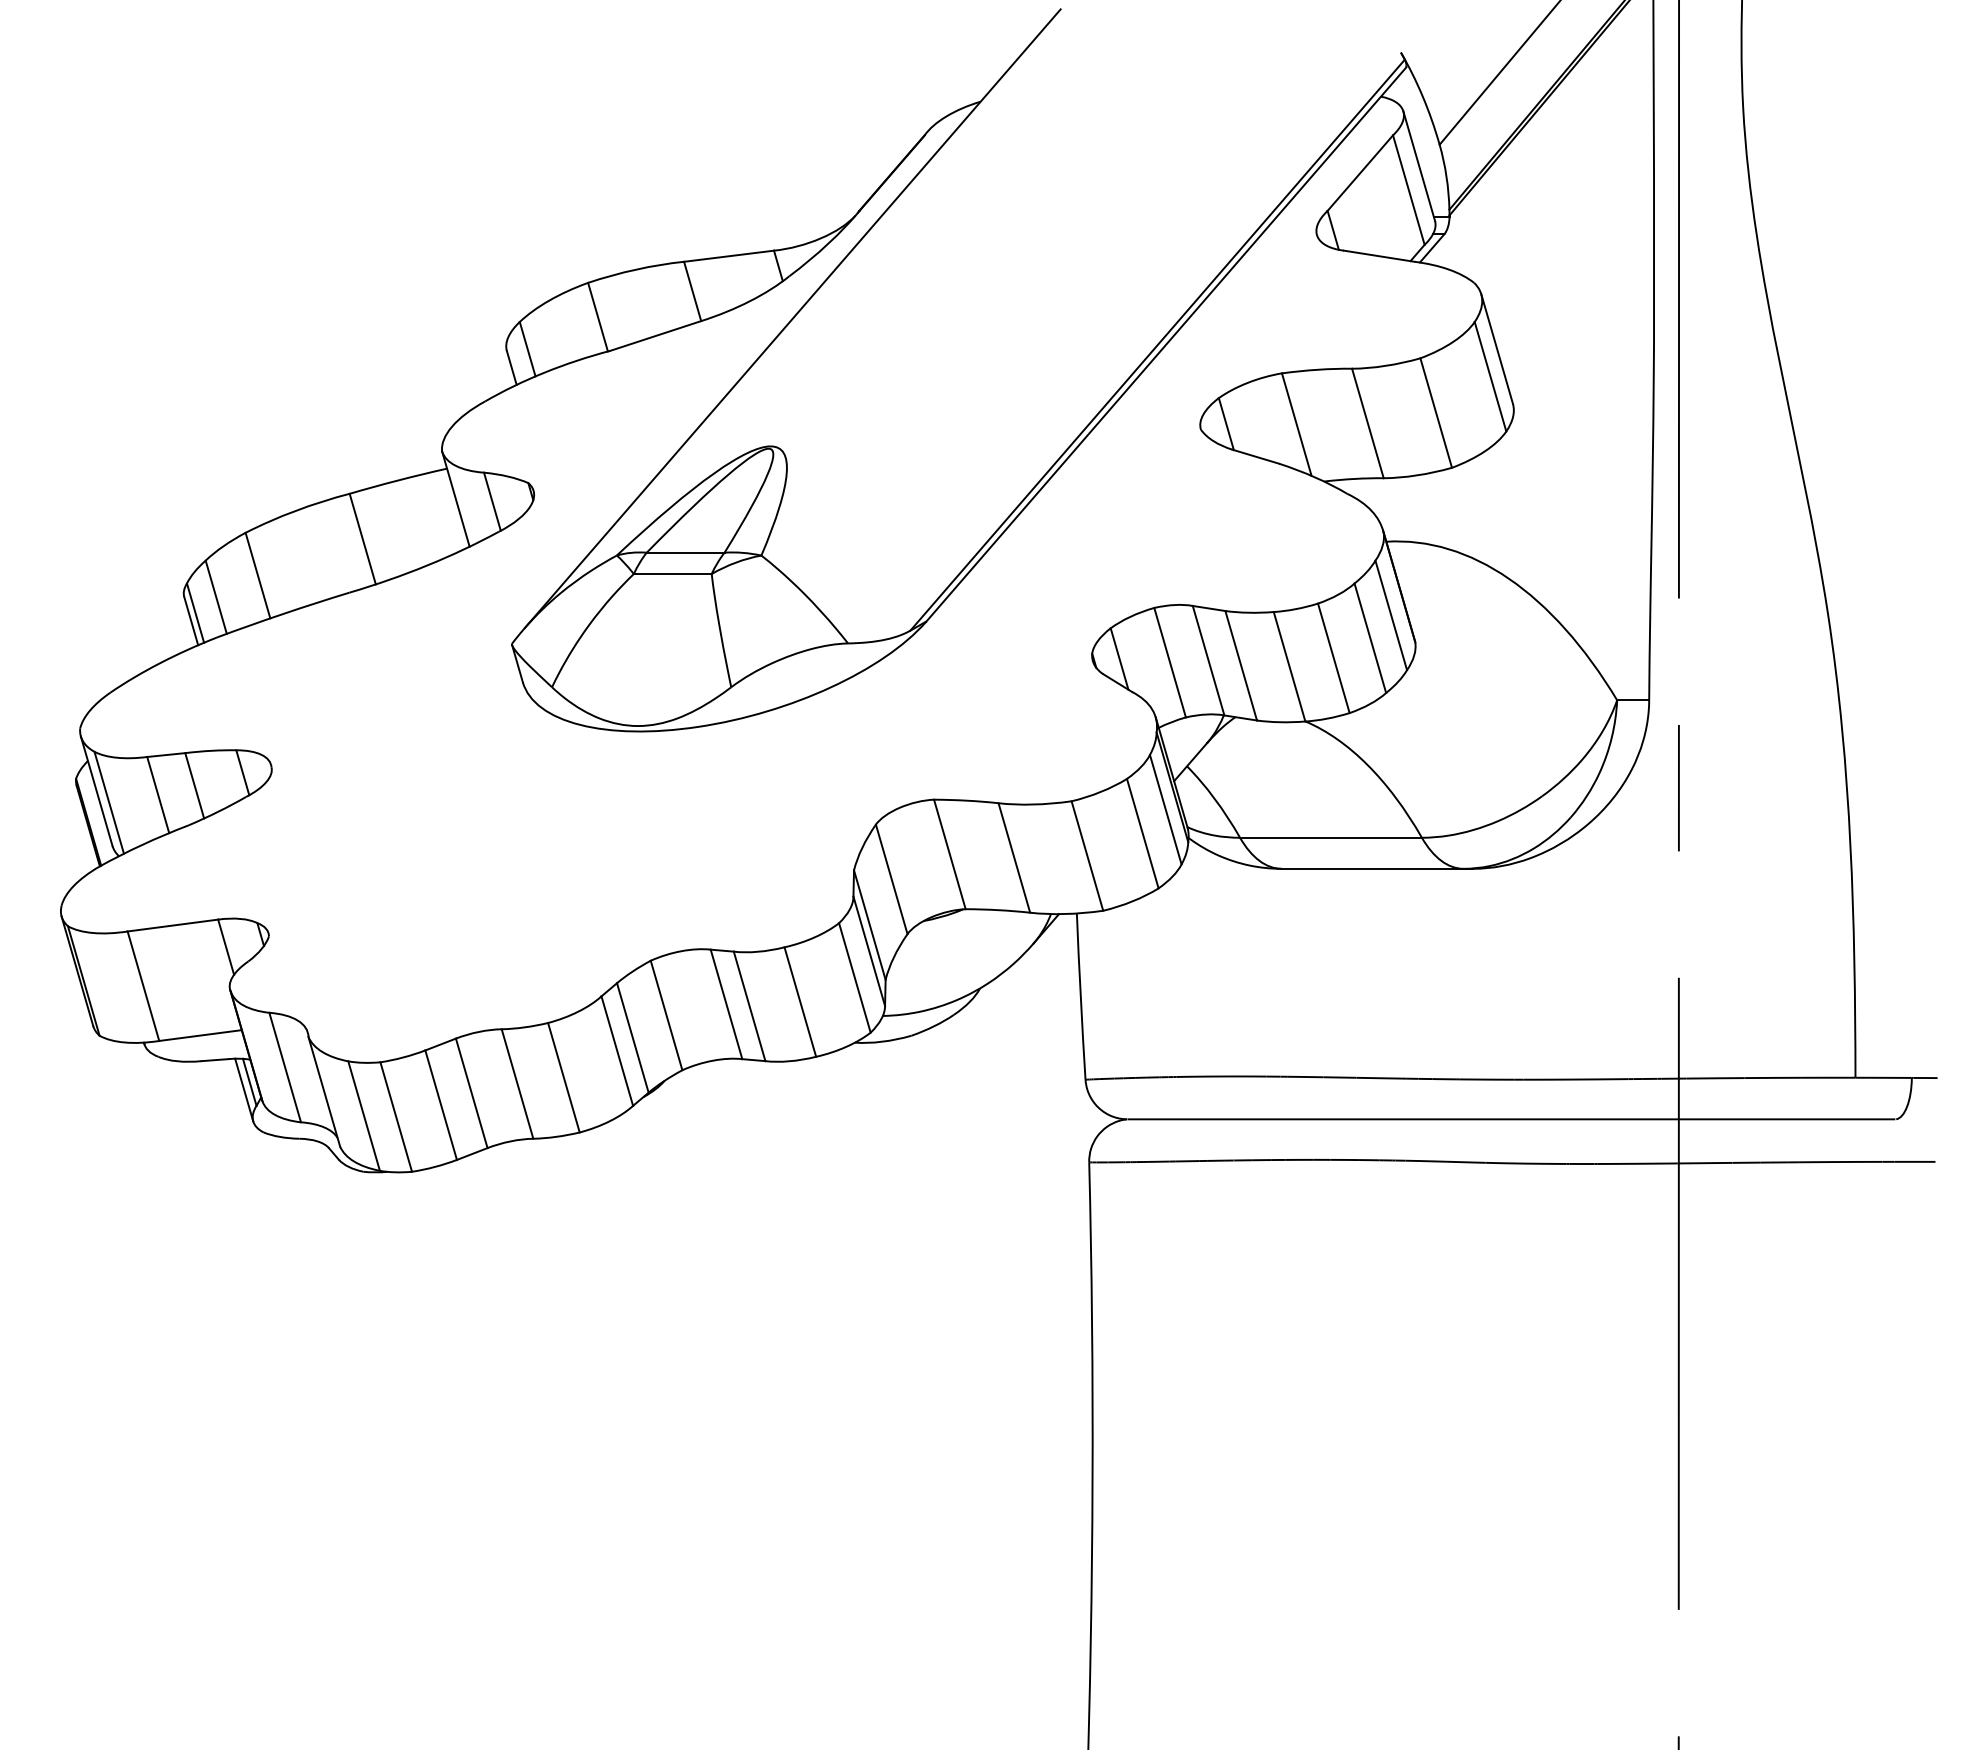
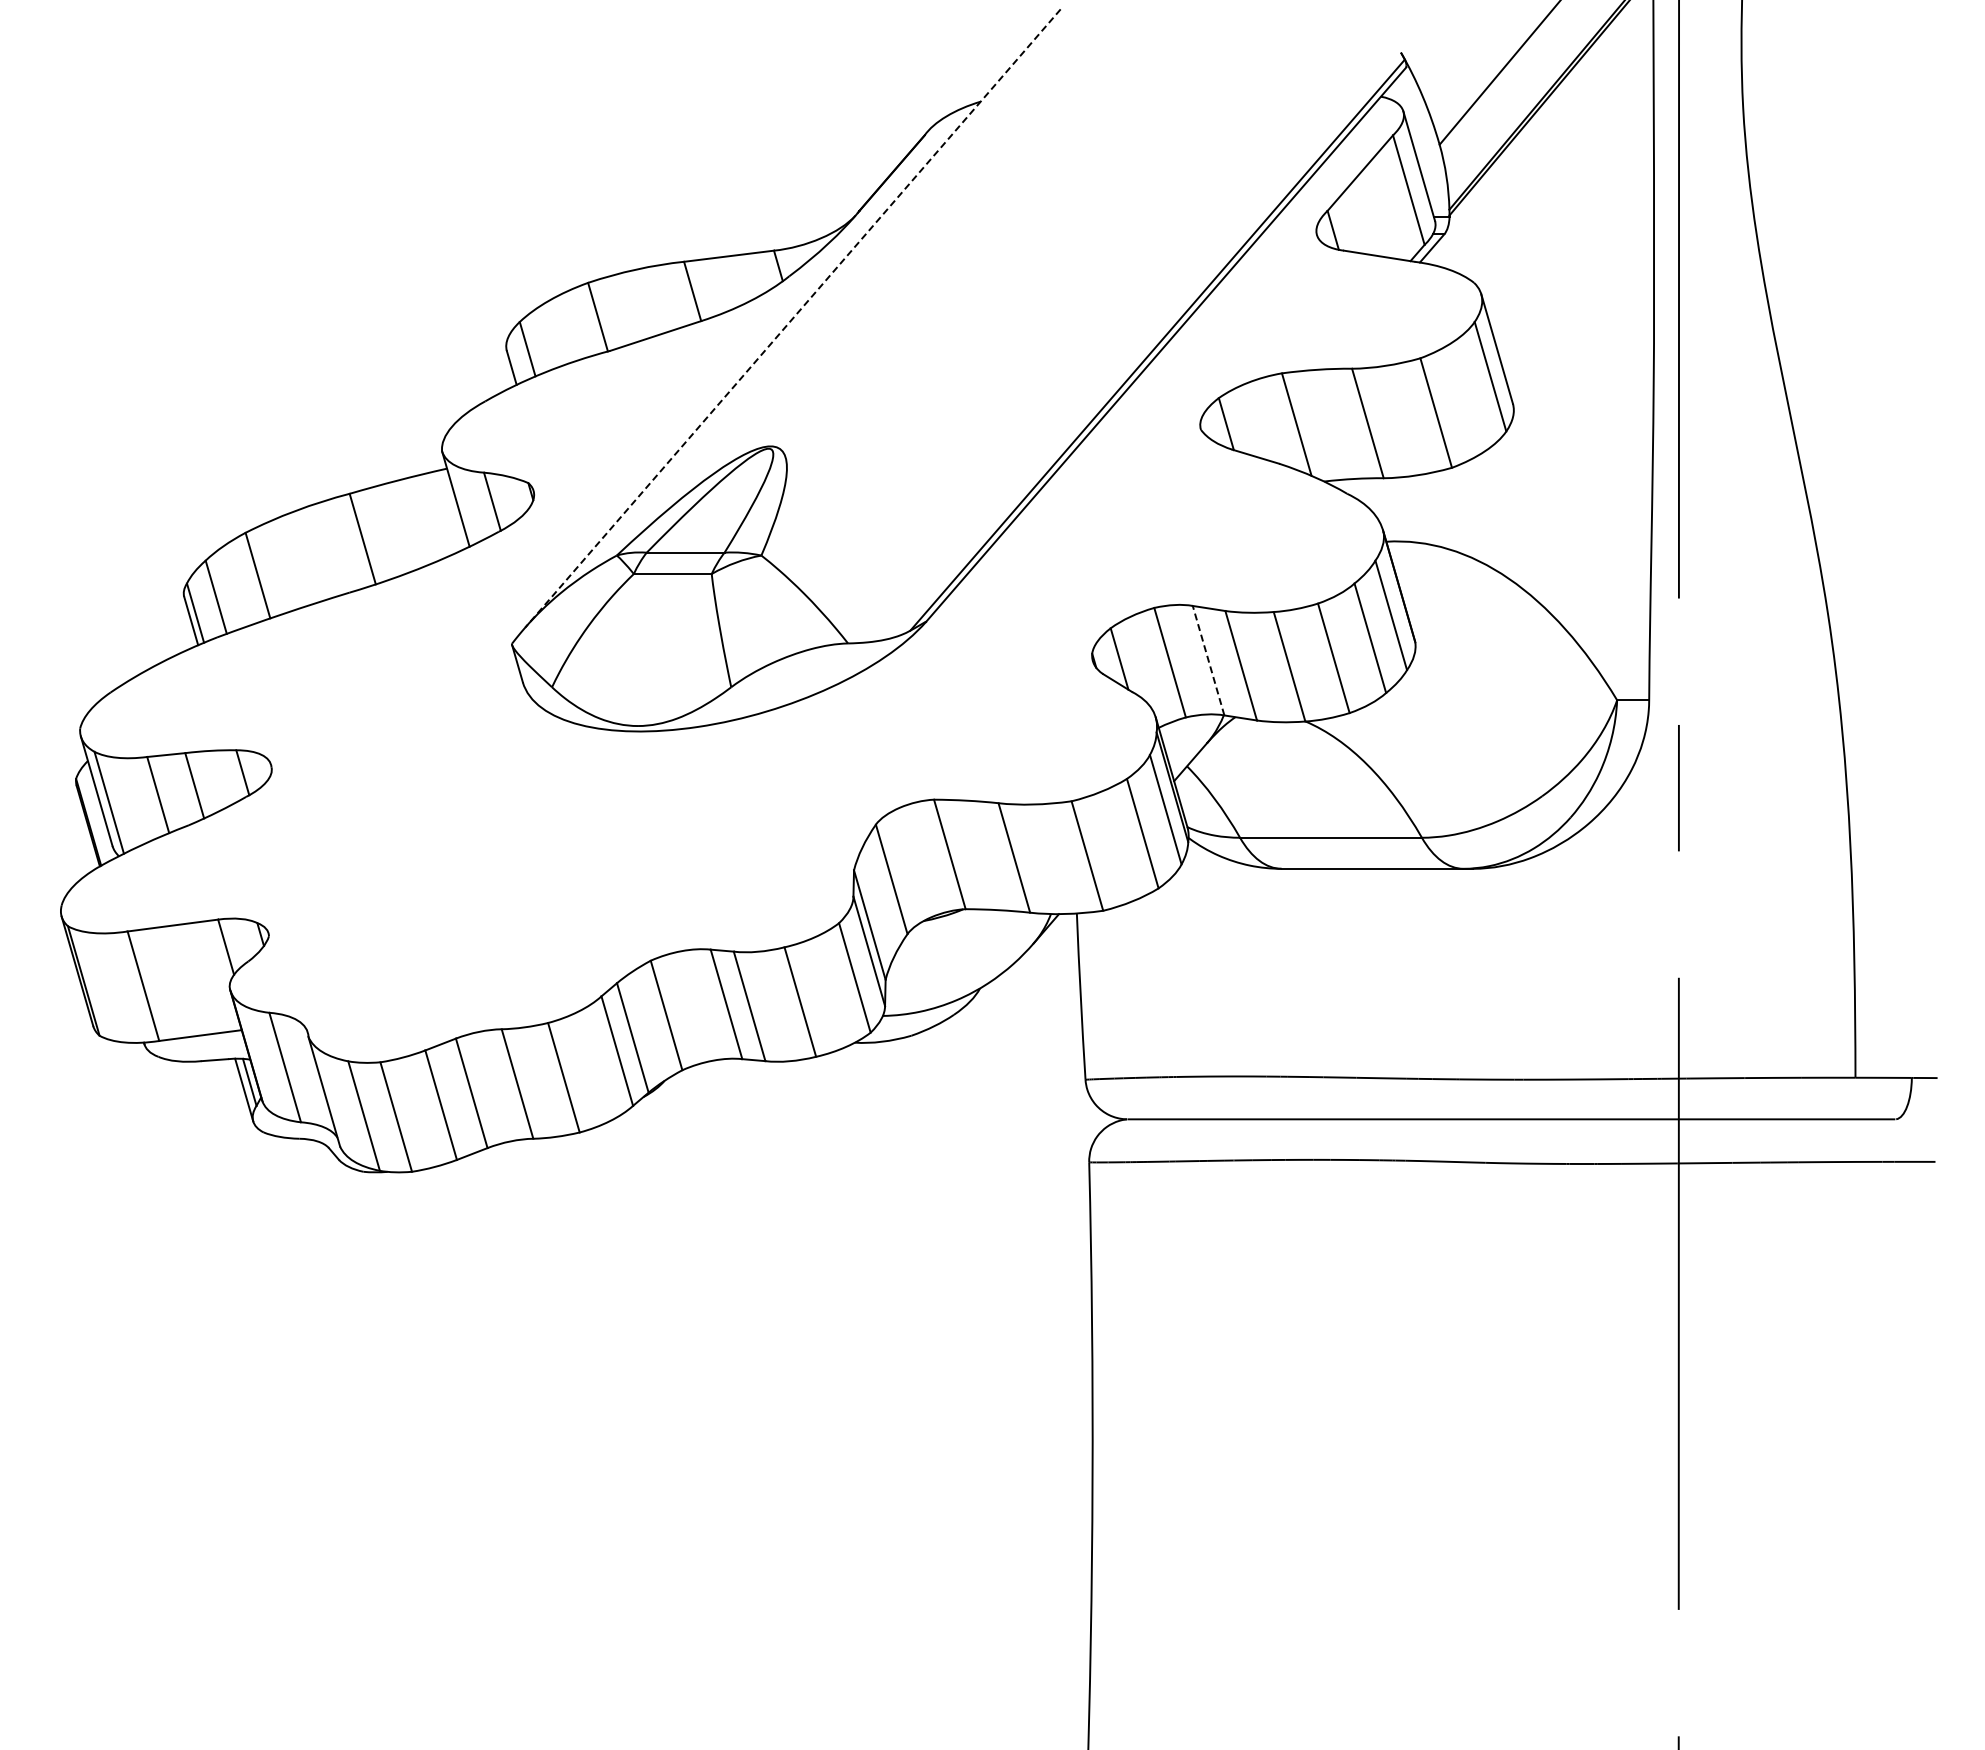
line: solid -> dashed (792, 319)
line: solid -> dashed (1208, 660)
